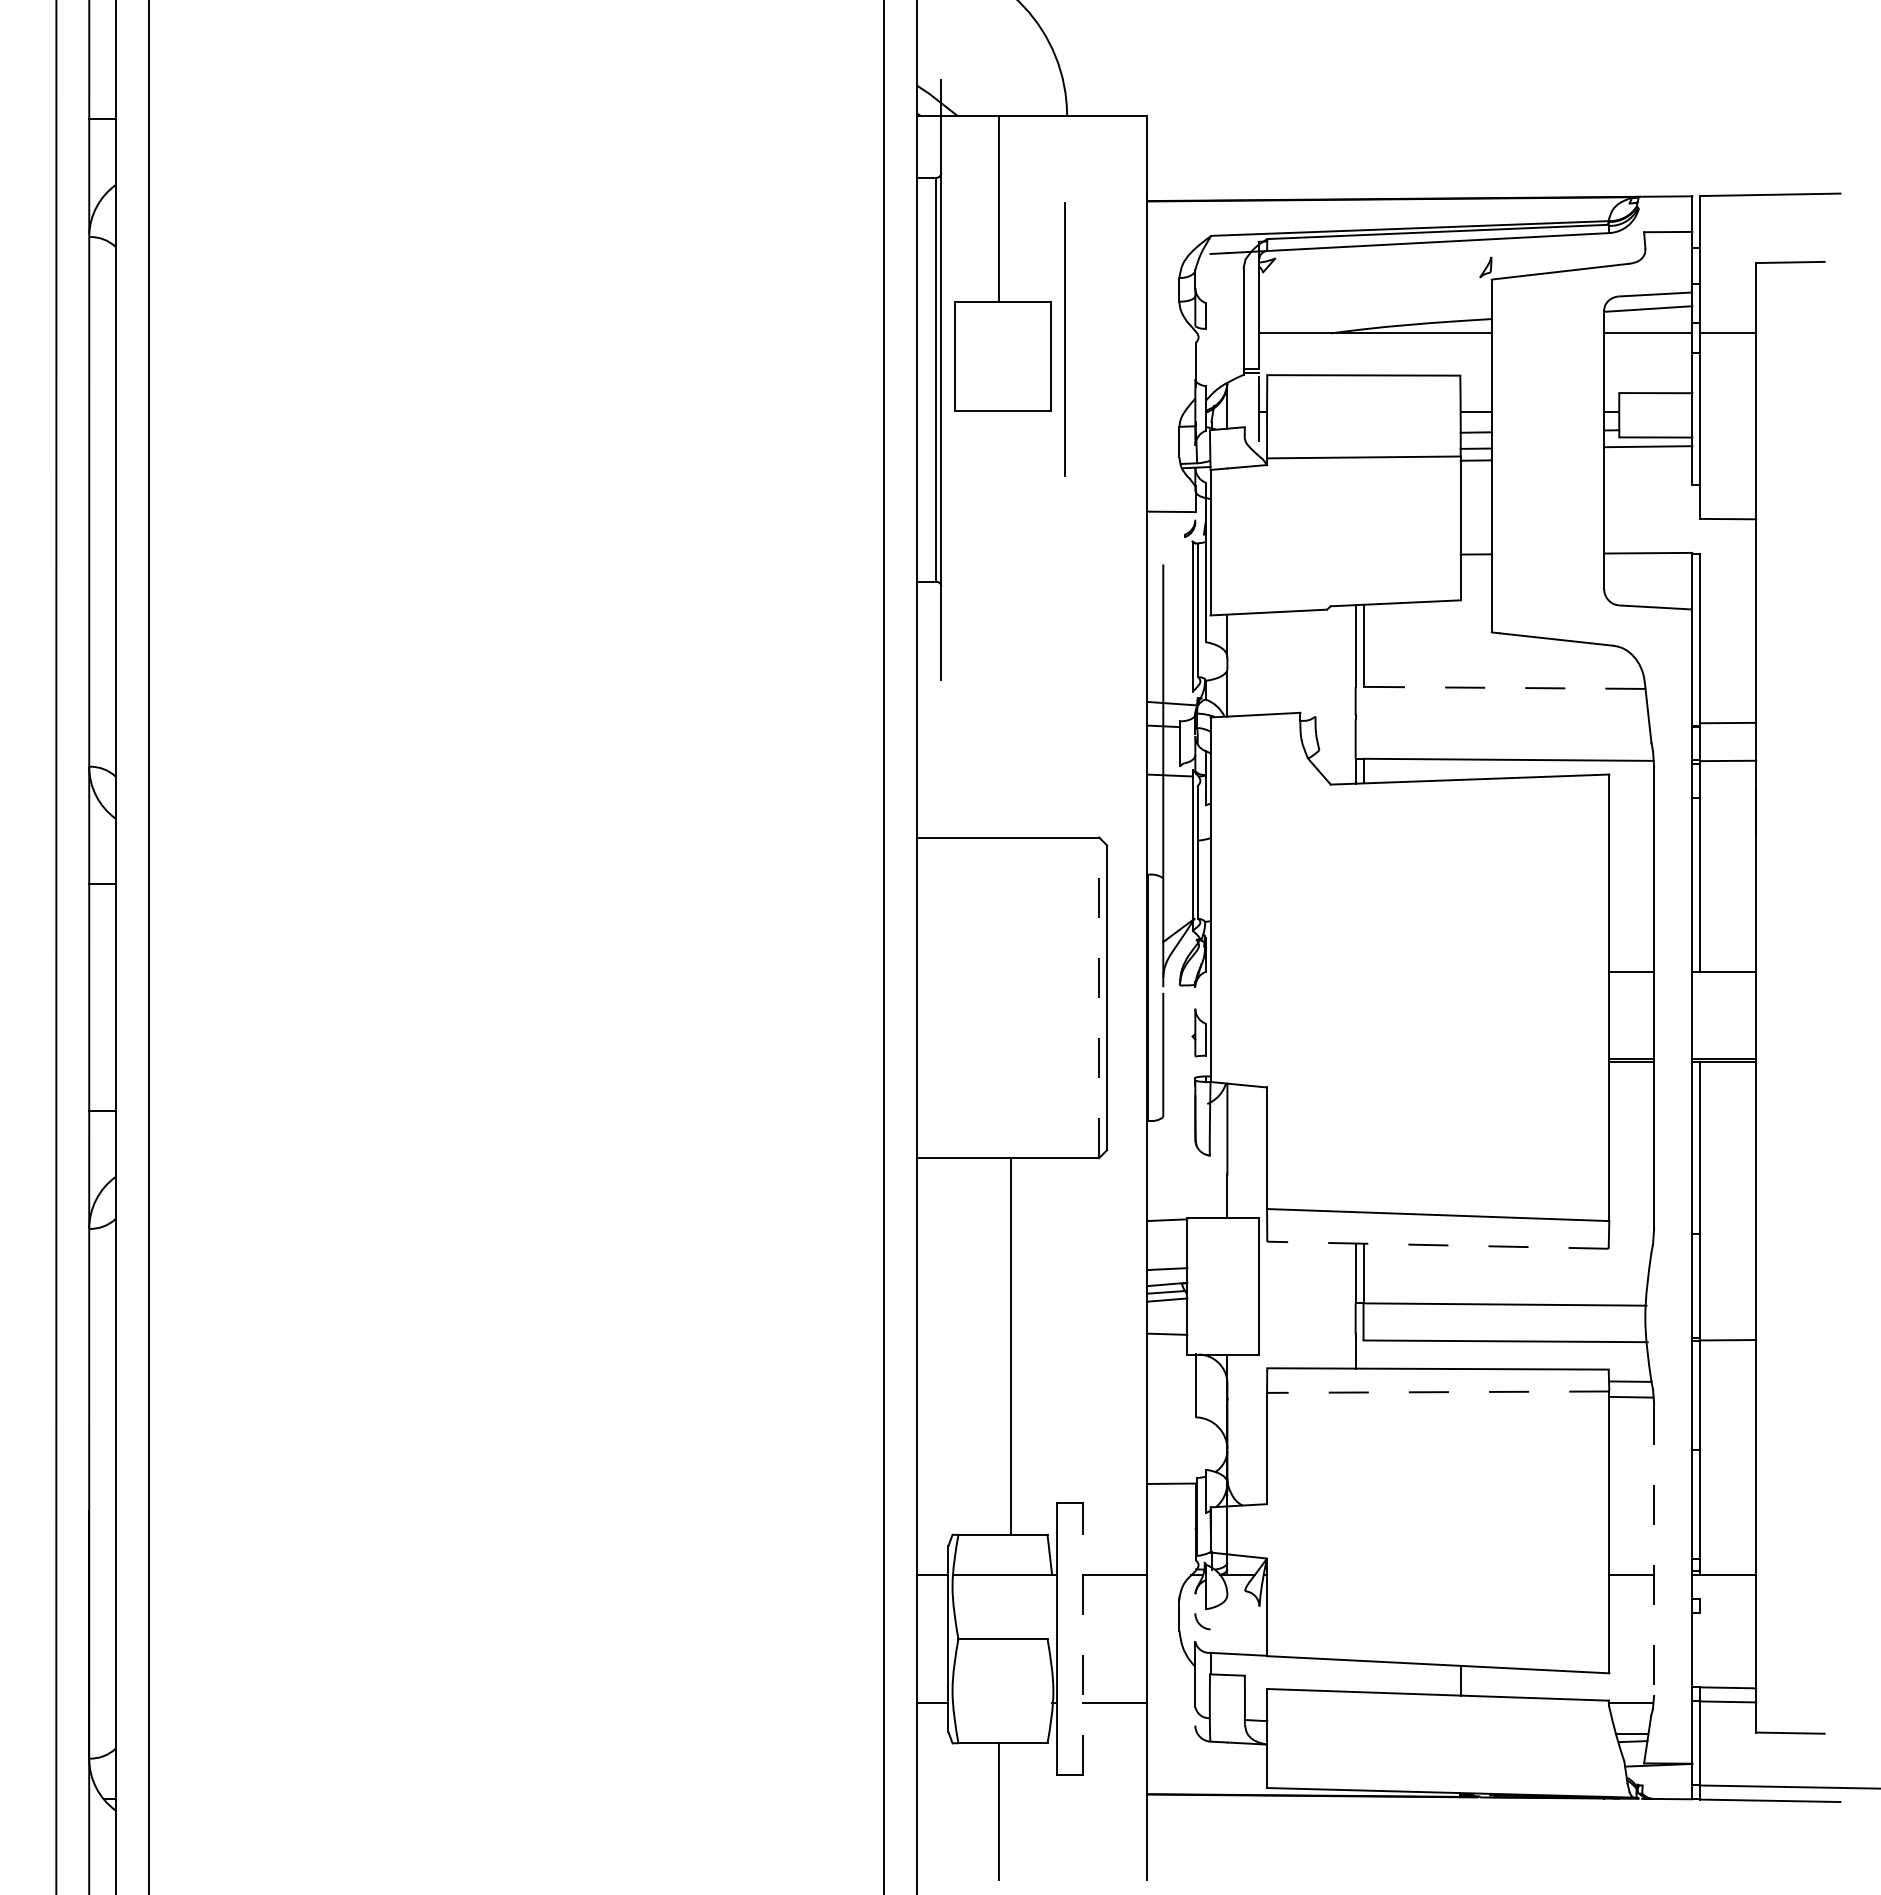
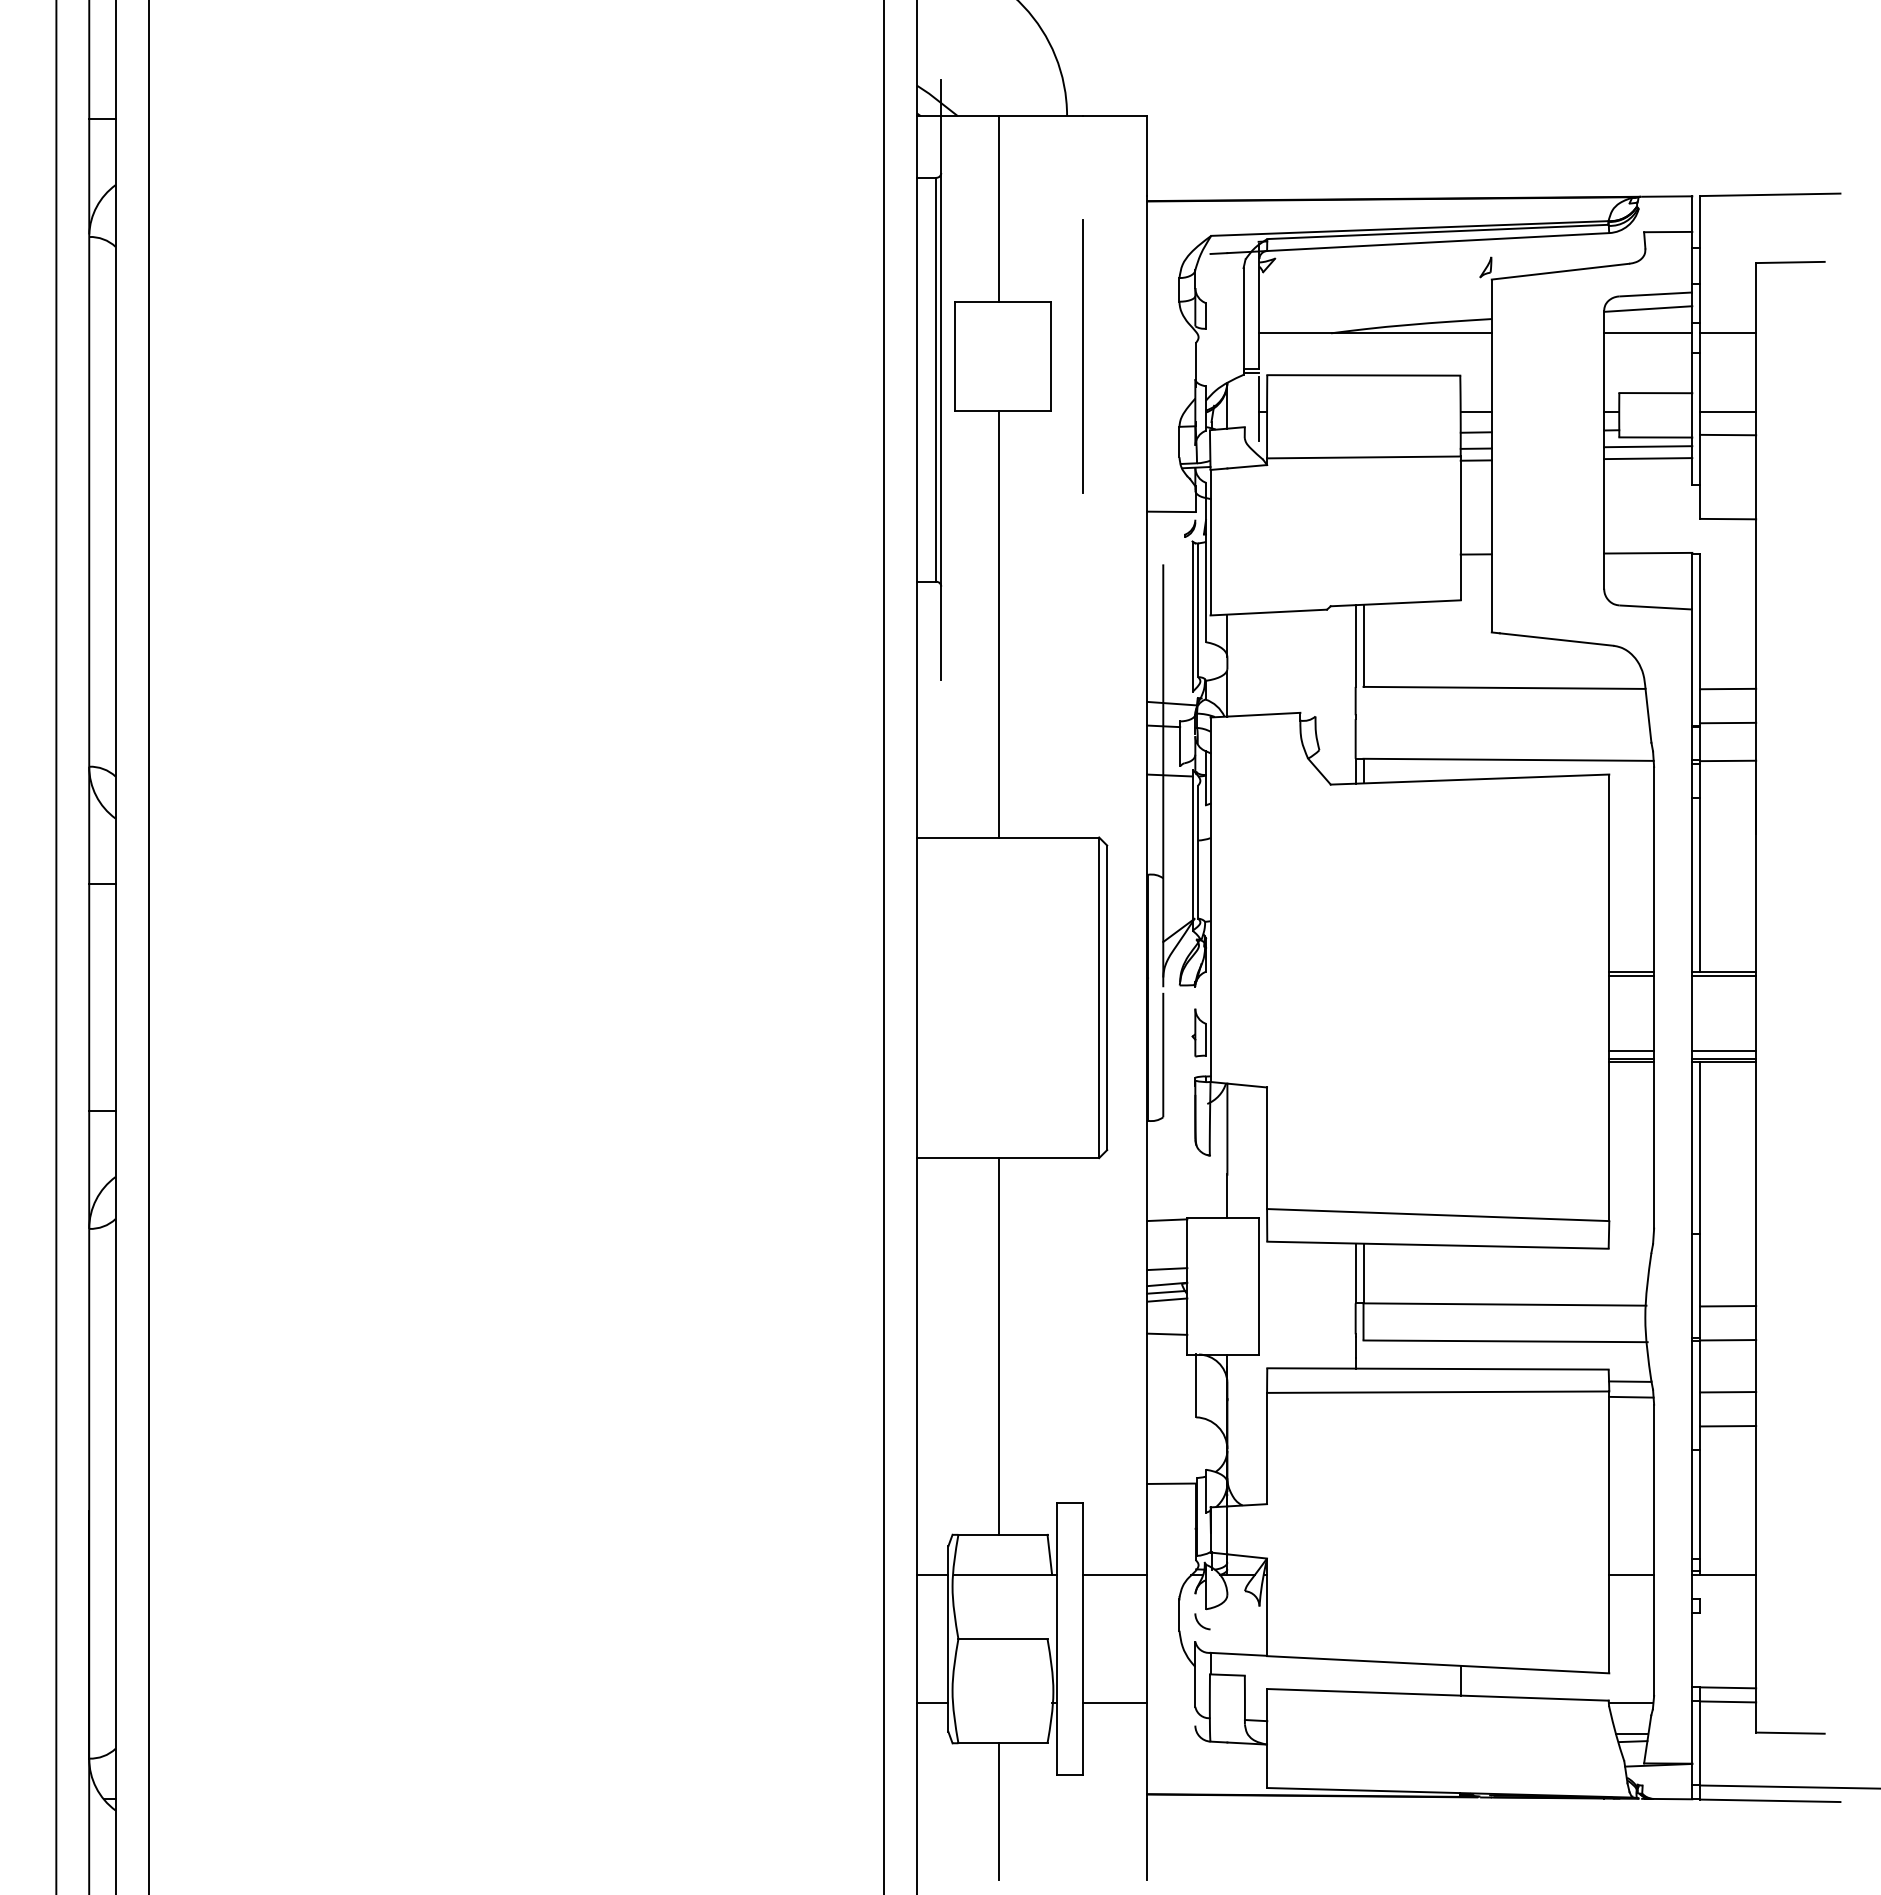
line position: (1064, 339) -> (1082, 356) (1082, 356)
line: none -> present (1728, 411)
line: none -> present (1728, 434)
line: none -> present (1648, 458)
line: none -> present (998, 624)
line: dashed -> solid (1504, 687)
line: none -> present (1728, 688)
line: none -> present (1631, 976)
line: none -> present (1724, 976)
line: dashed -> solid (1099, 997)
line: none -> present (1631, 1051)
line: none -> present (1724, 1051)
line: dashed -> solid (1437, 1245)
line: none -> present (1728, 1306)
line position: (1010, 1346) -> (998, 1346) (998, 1346)
line: dashed -> solid (1437, 1392)
line: none -> present (1728, 1392)
line: none -> present (1728, 1426)
line: dashed -> solid (1654, 1550)
line: dashed -> solid (1083, 1638)
